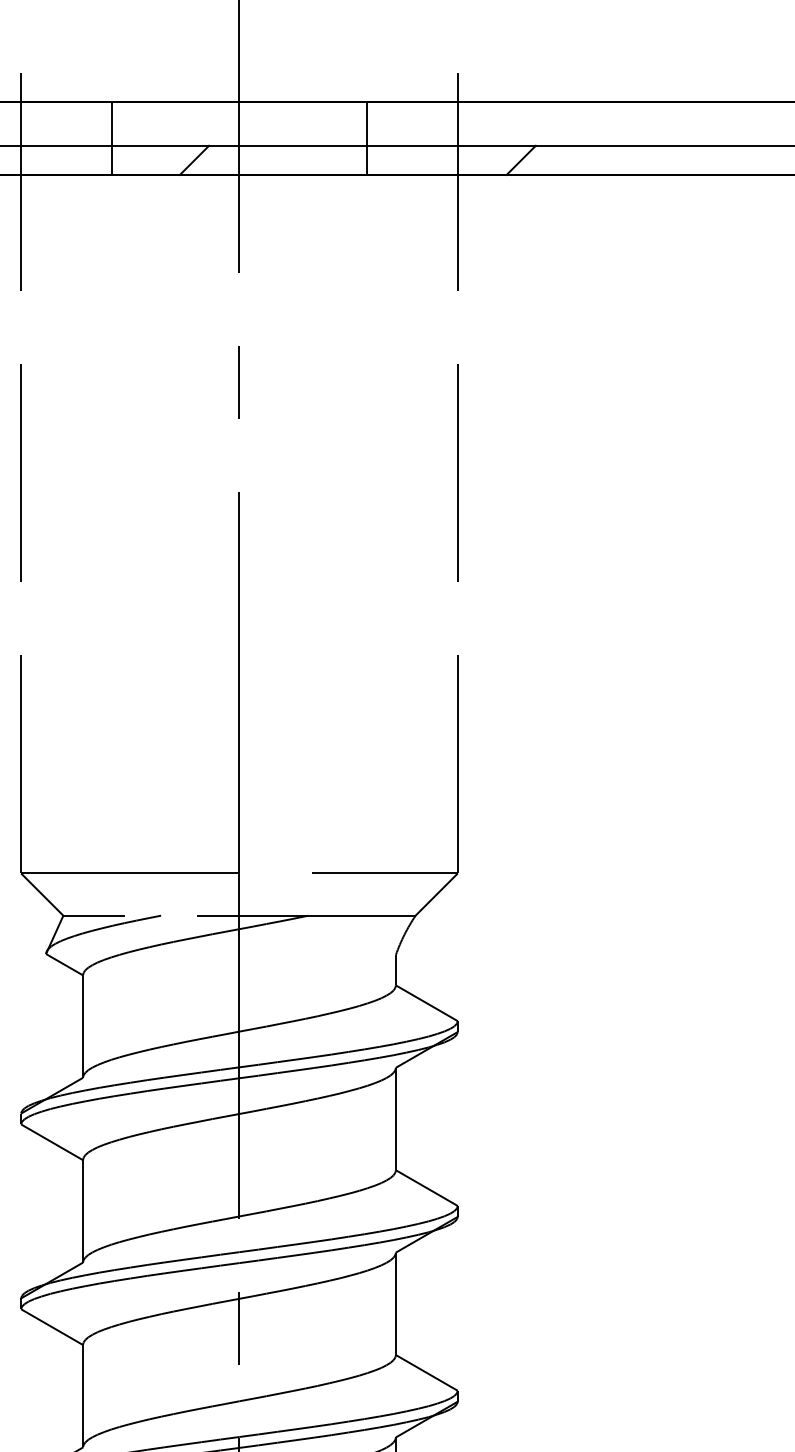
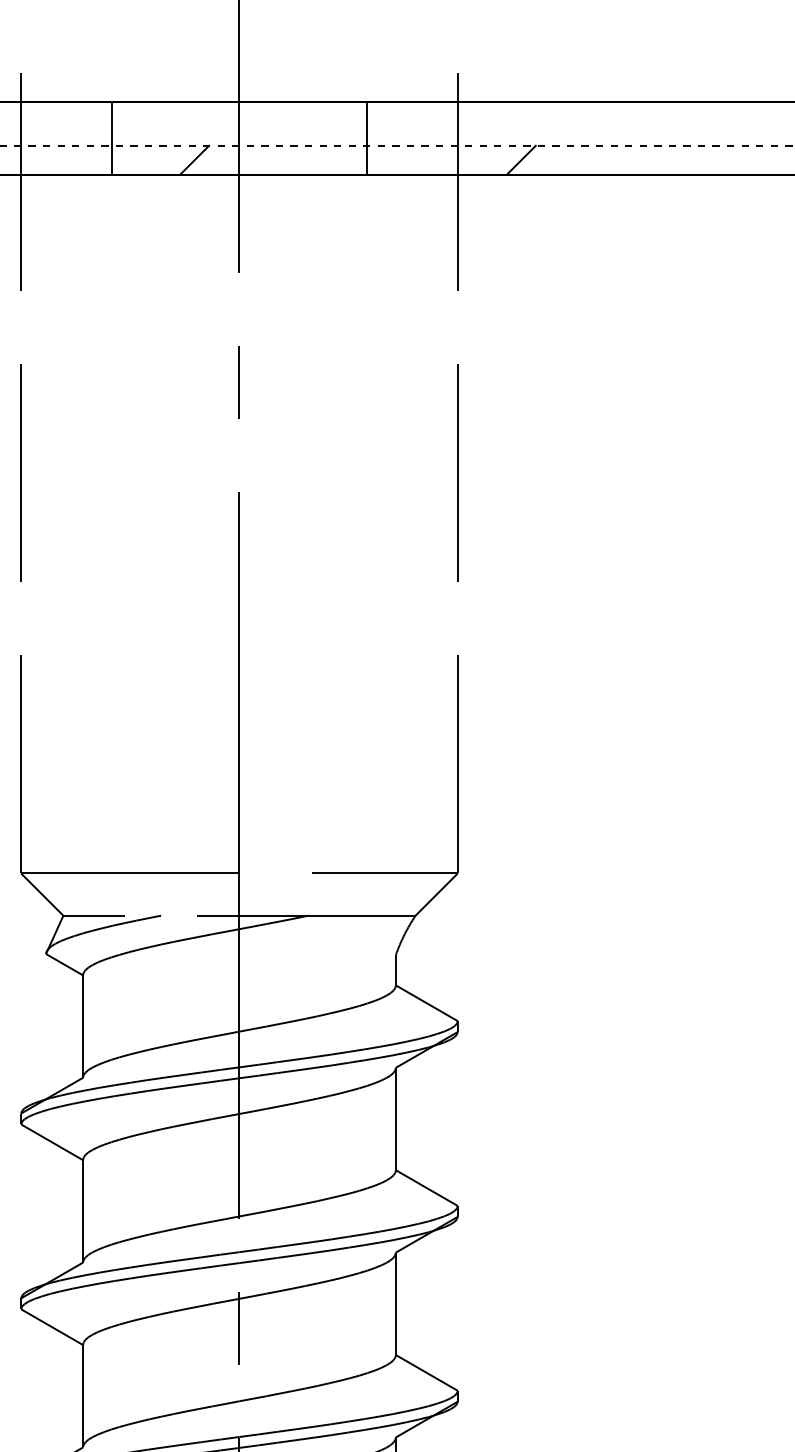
line: solid -> dashed (397, 145)
